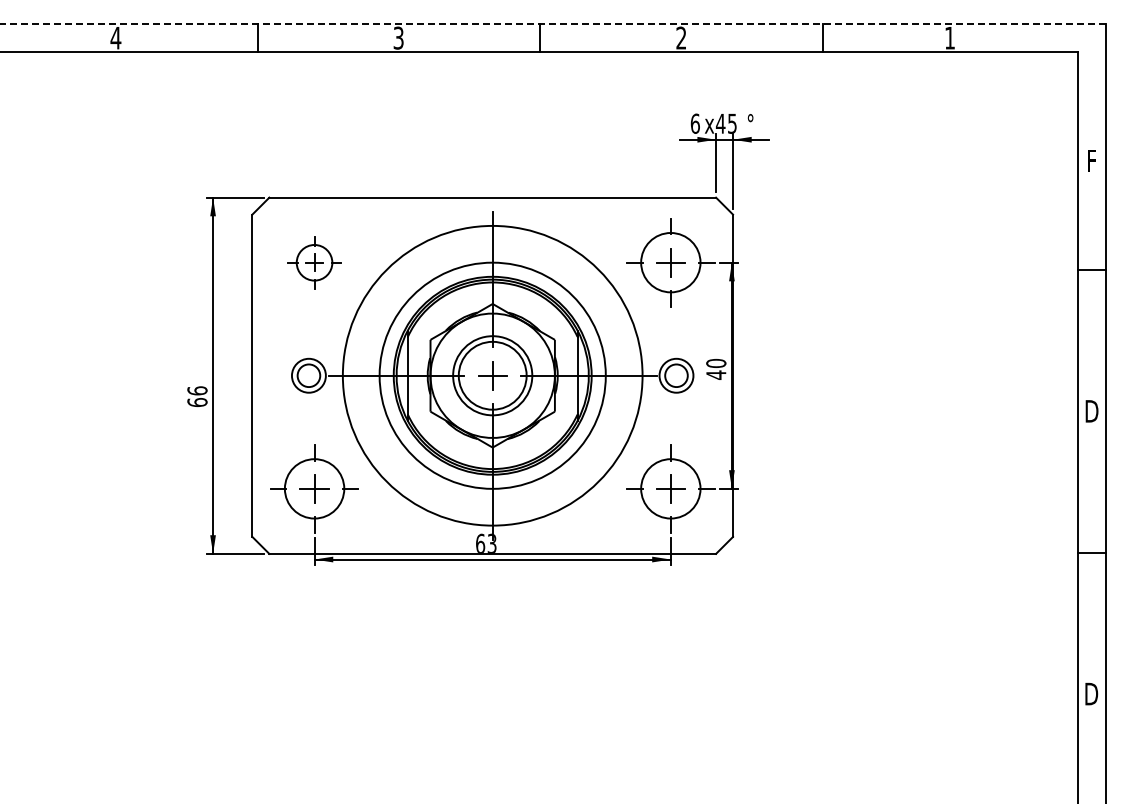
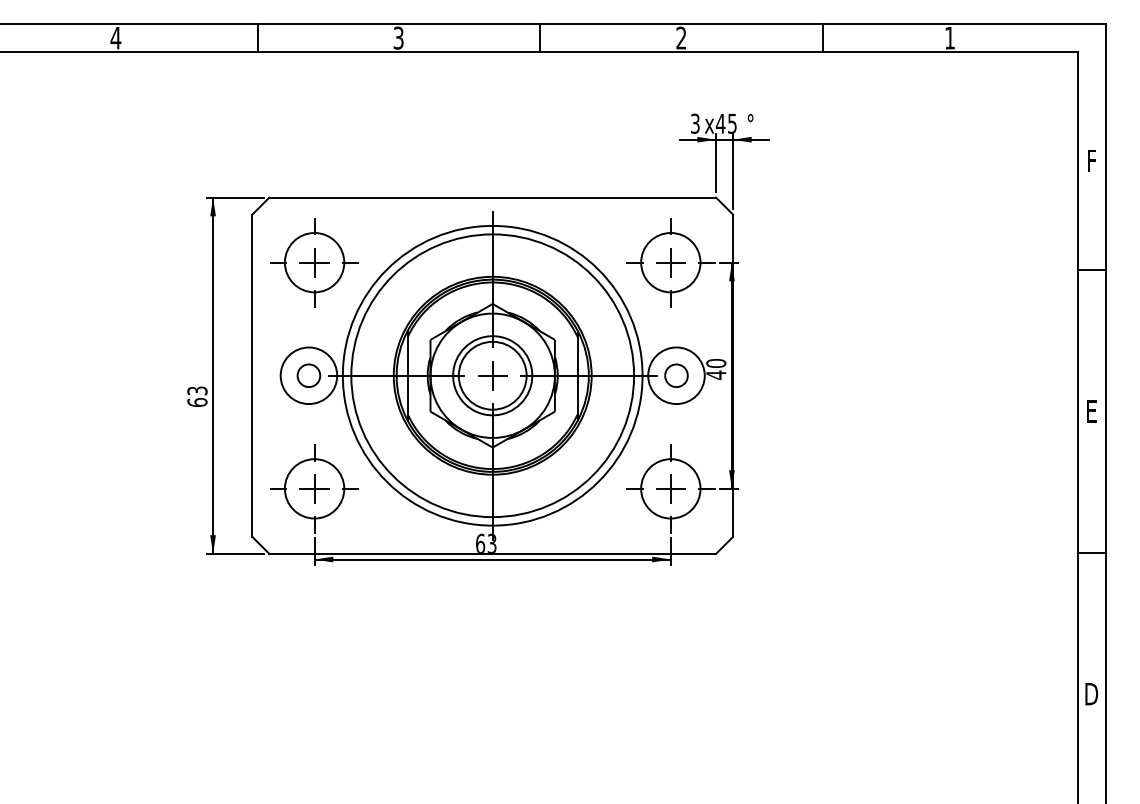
line: dashed -> solid (553, 23)
text: 6 -> 3 (694, 123)
part size: 55x54 px -> 89x90 px (314, 262)
circle diameter: 34 px -> 57 px (308, 375)
circle diameter: 226 px -> 283 px (492, 375)
circle diameter: 34 px -> 57 px (676, 375)
text: 66 -> 63 (197, 390)
text: D -> E (1091, 411)
